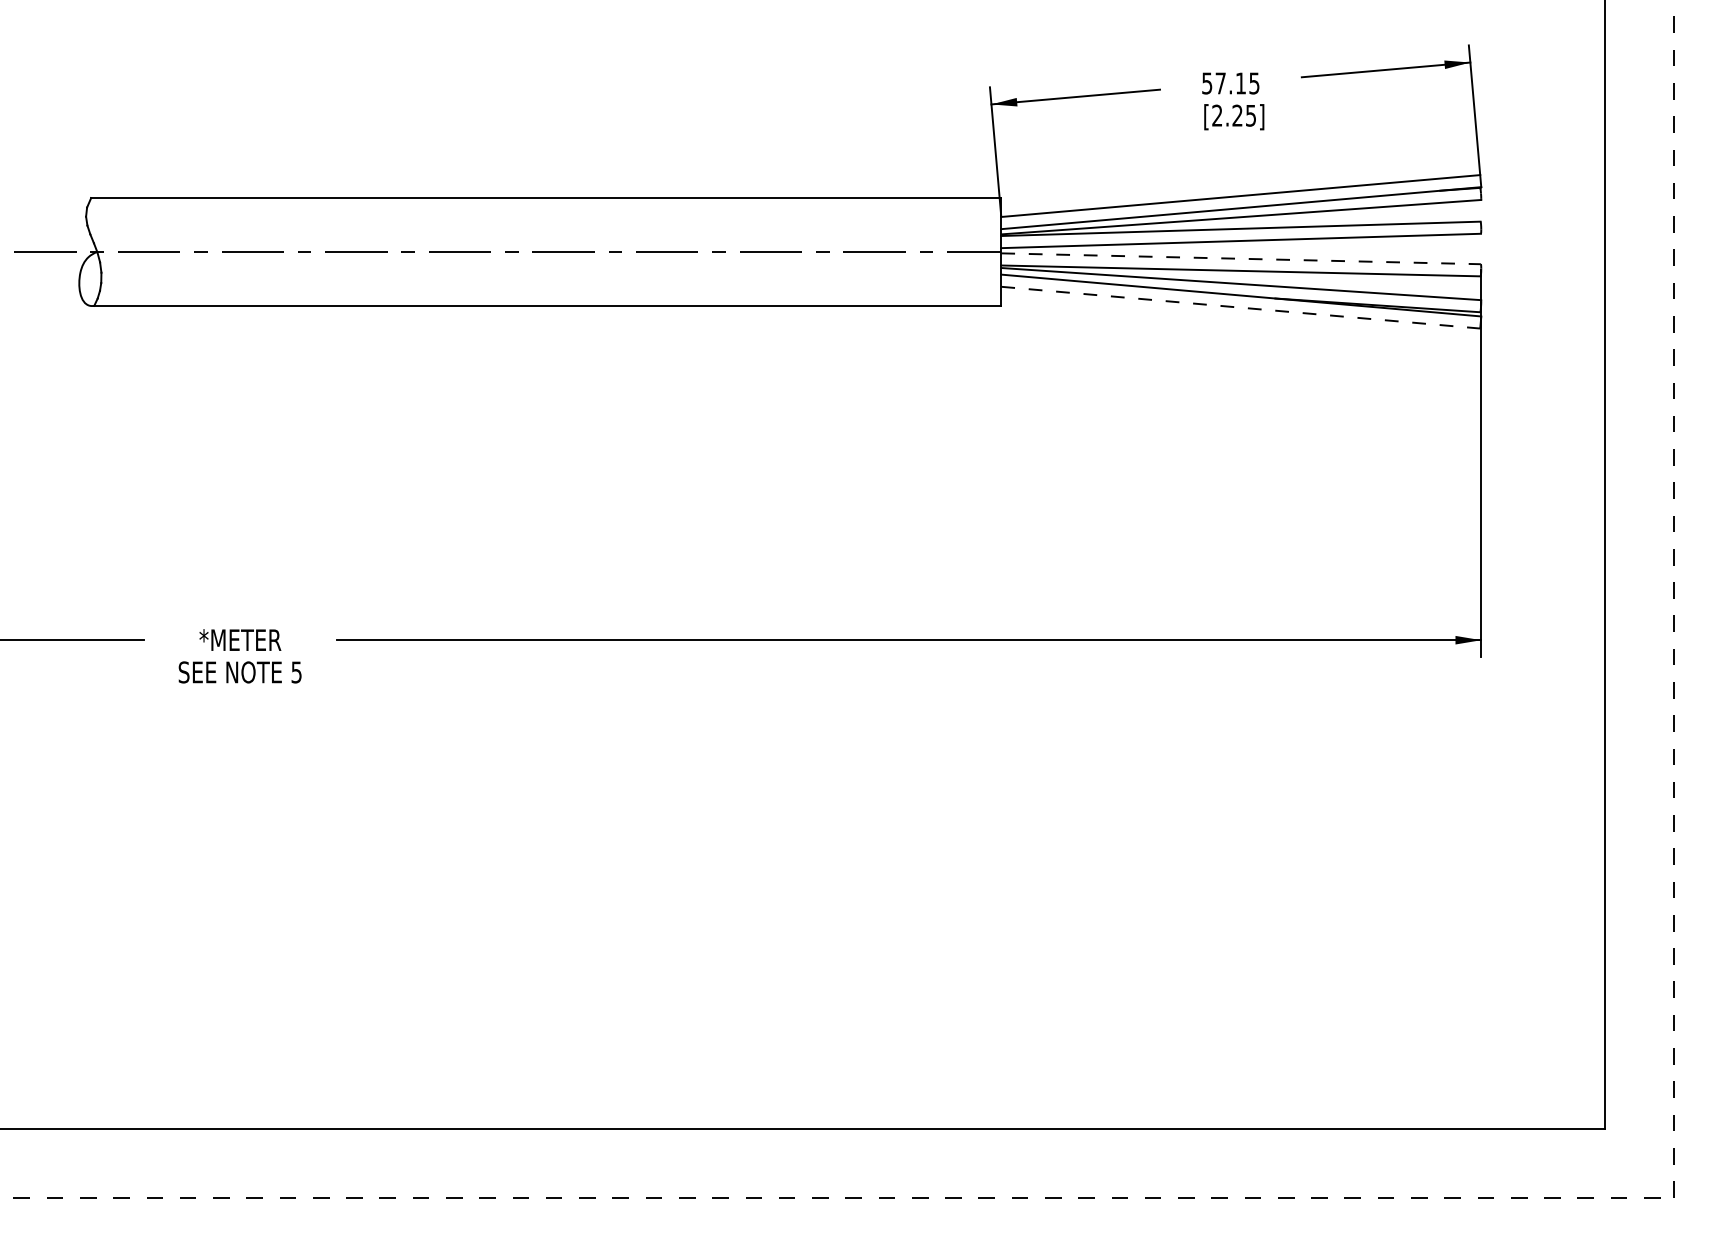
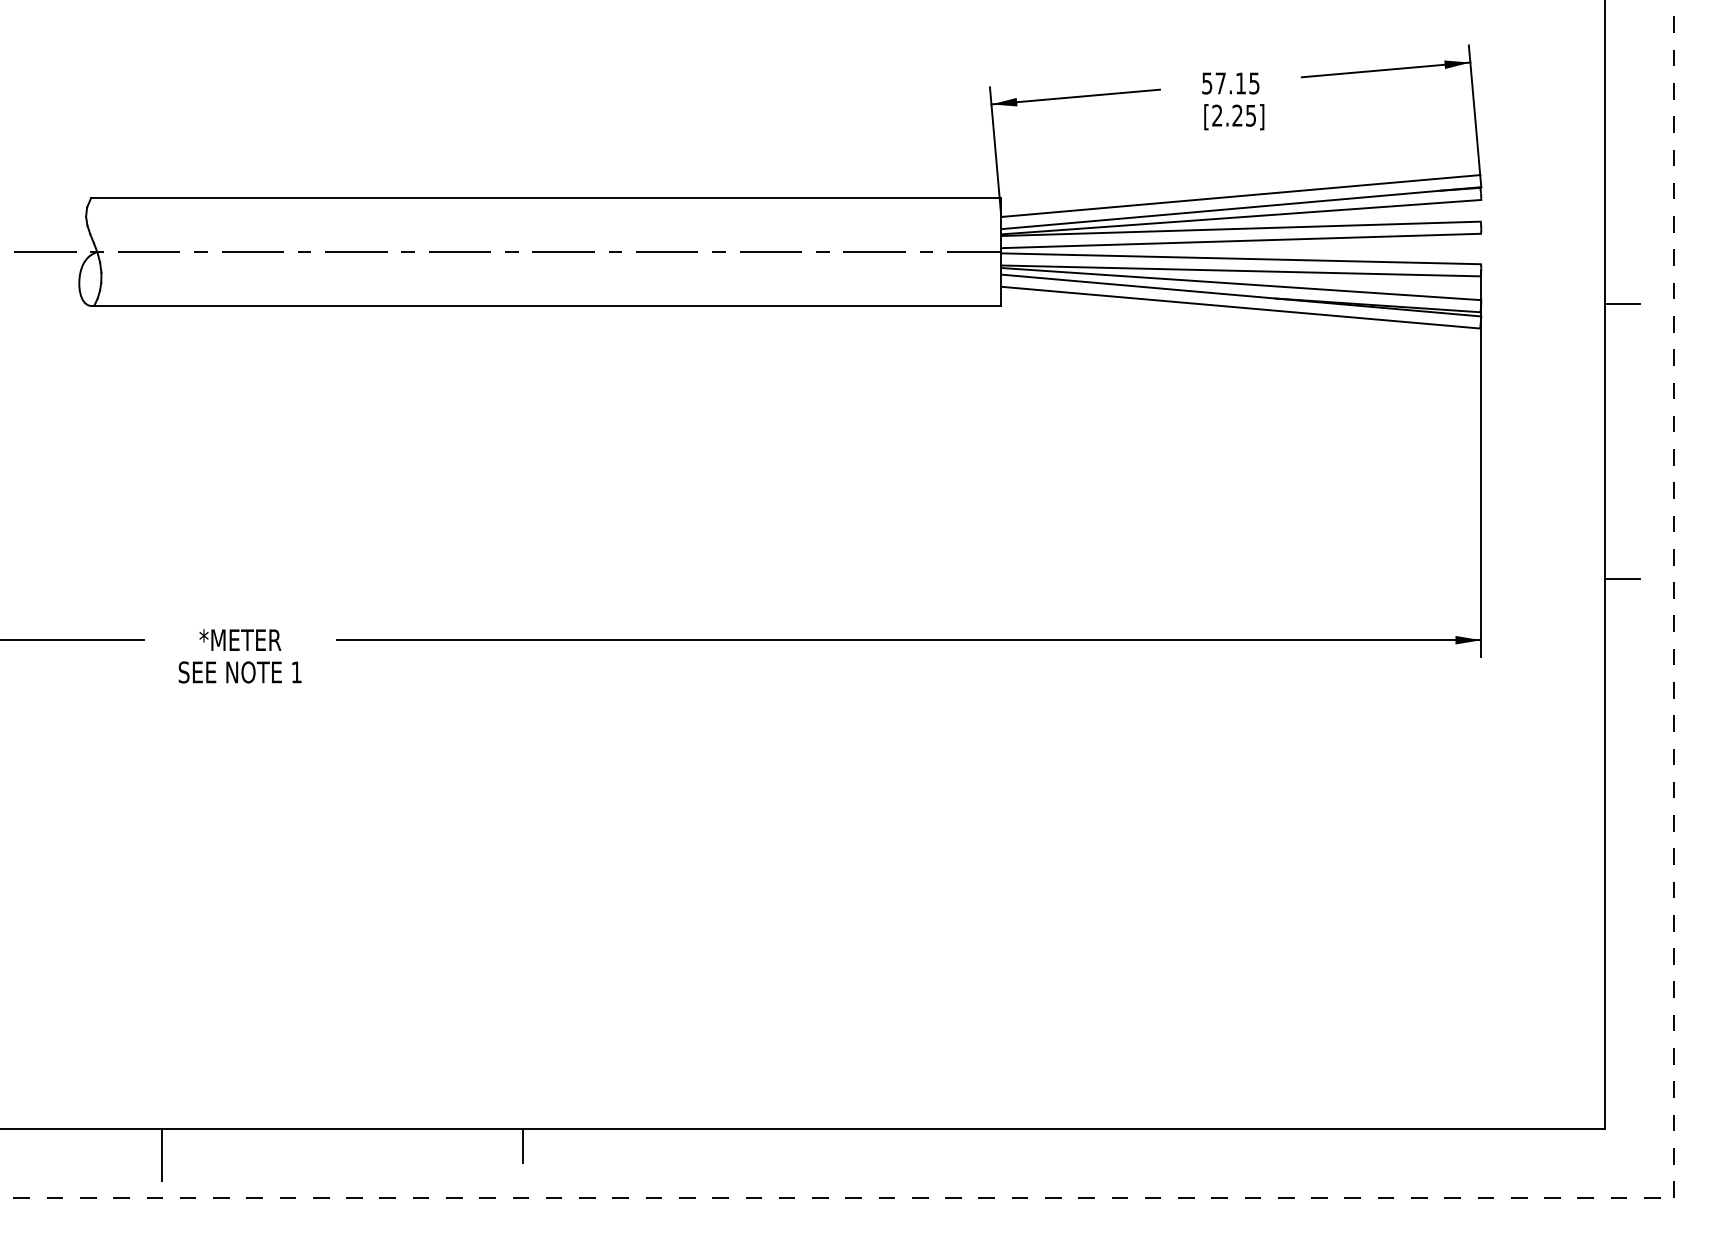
line: dashed -> solid (1241, 258)
line: none -> present (1622, 303)
line: dashed -> solid (1241, 307)
line: none -> present (1622, 579)
text: 5 -> 1 (296, 672)
line: none -> present (522, 1146)
line: none -> present (161, 1154)
